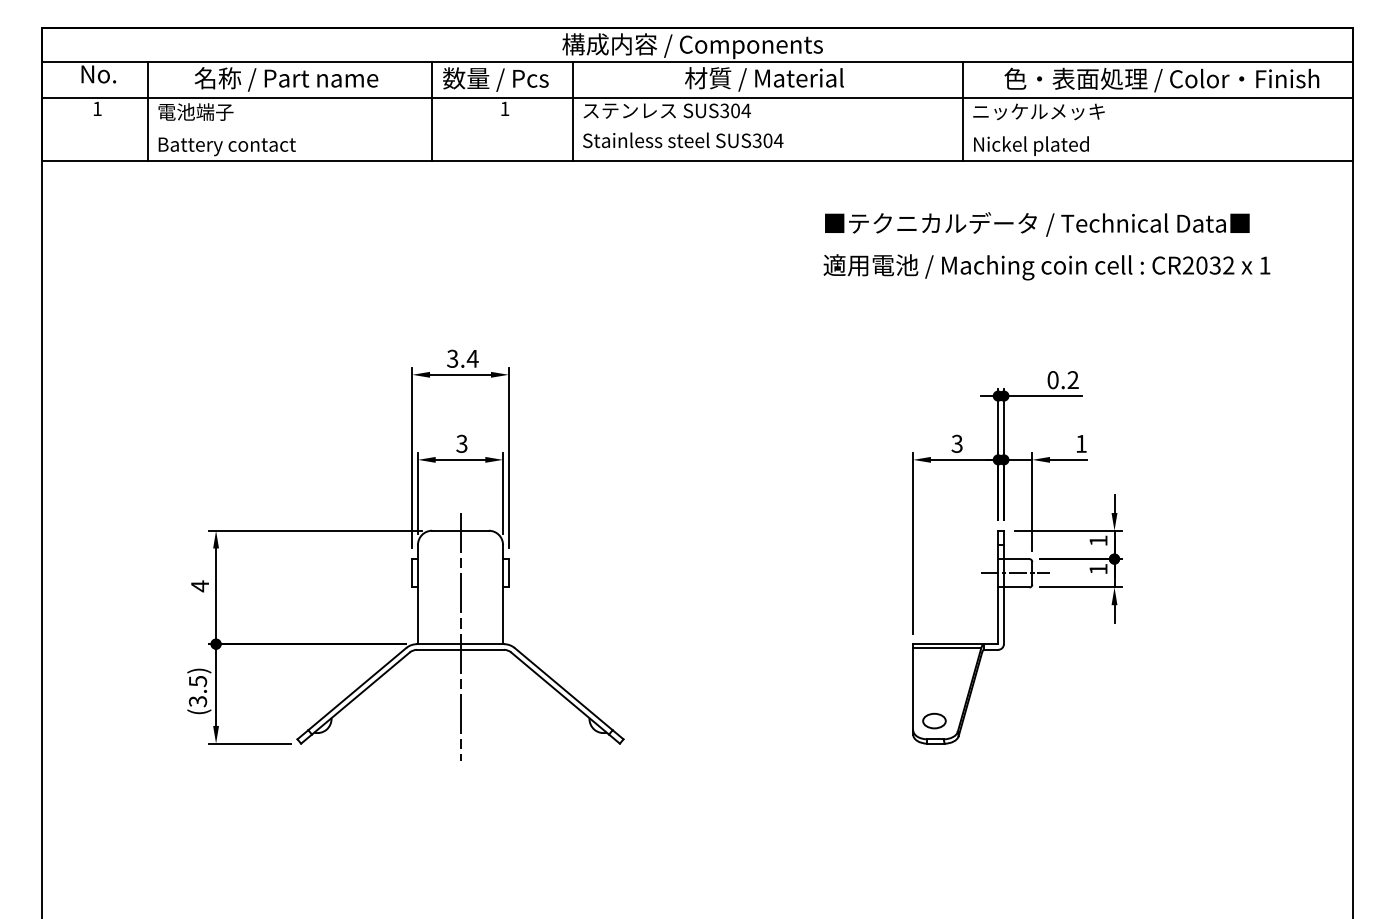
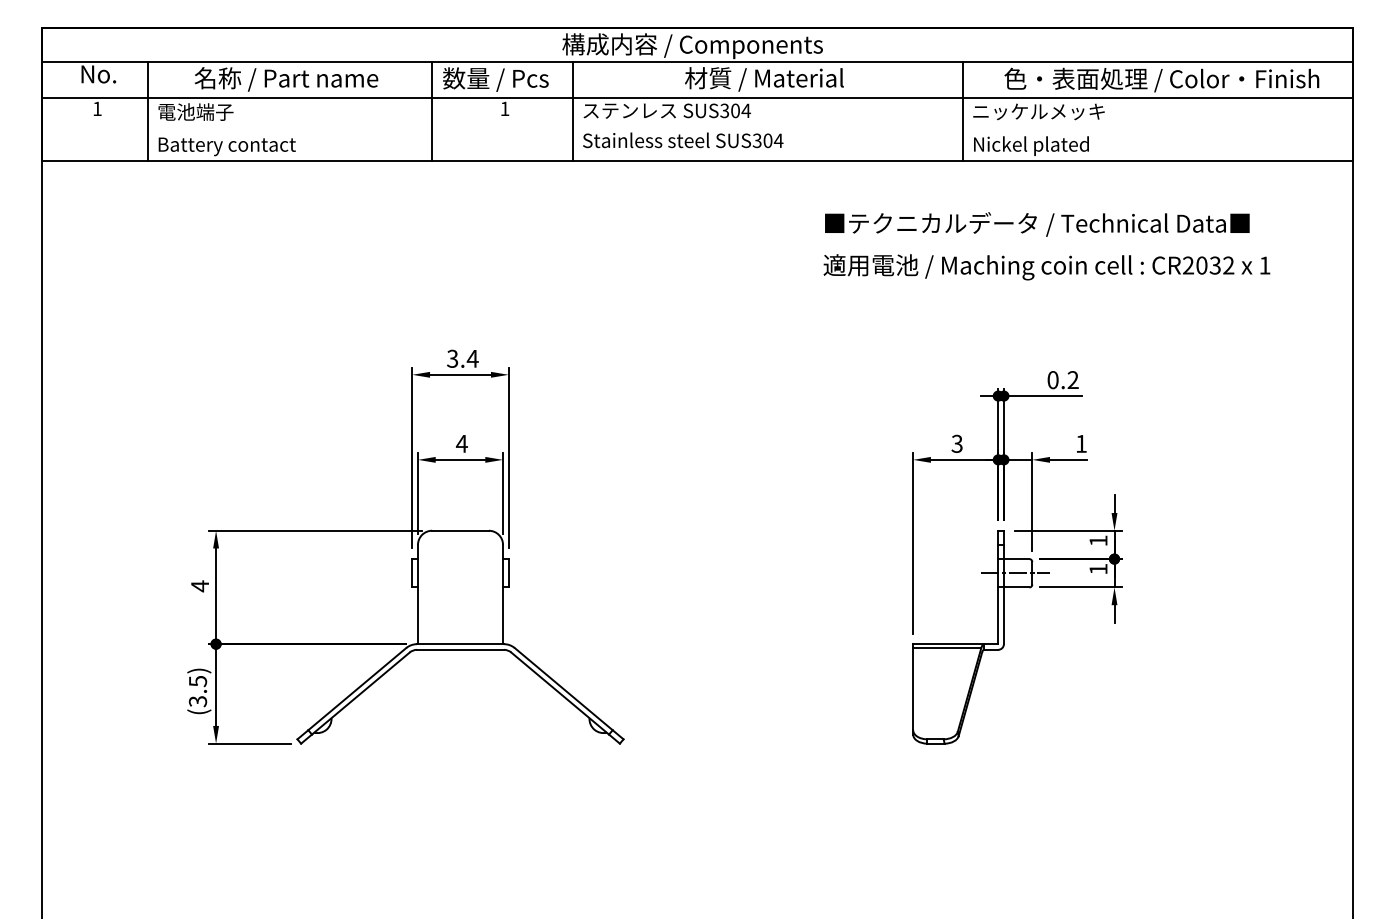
text: 3 -> 4 (461, 443)
line: present -> none (460, 637)
part: present -> none (934, 720)
